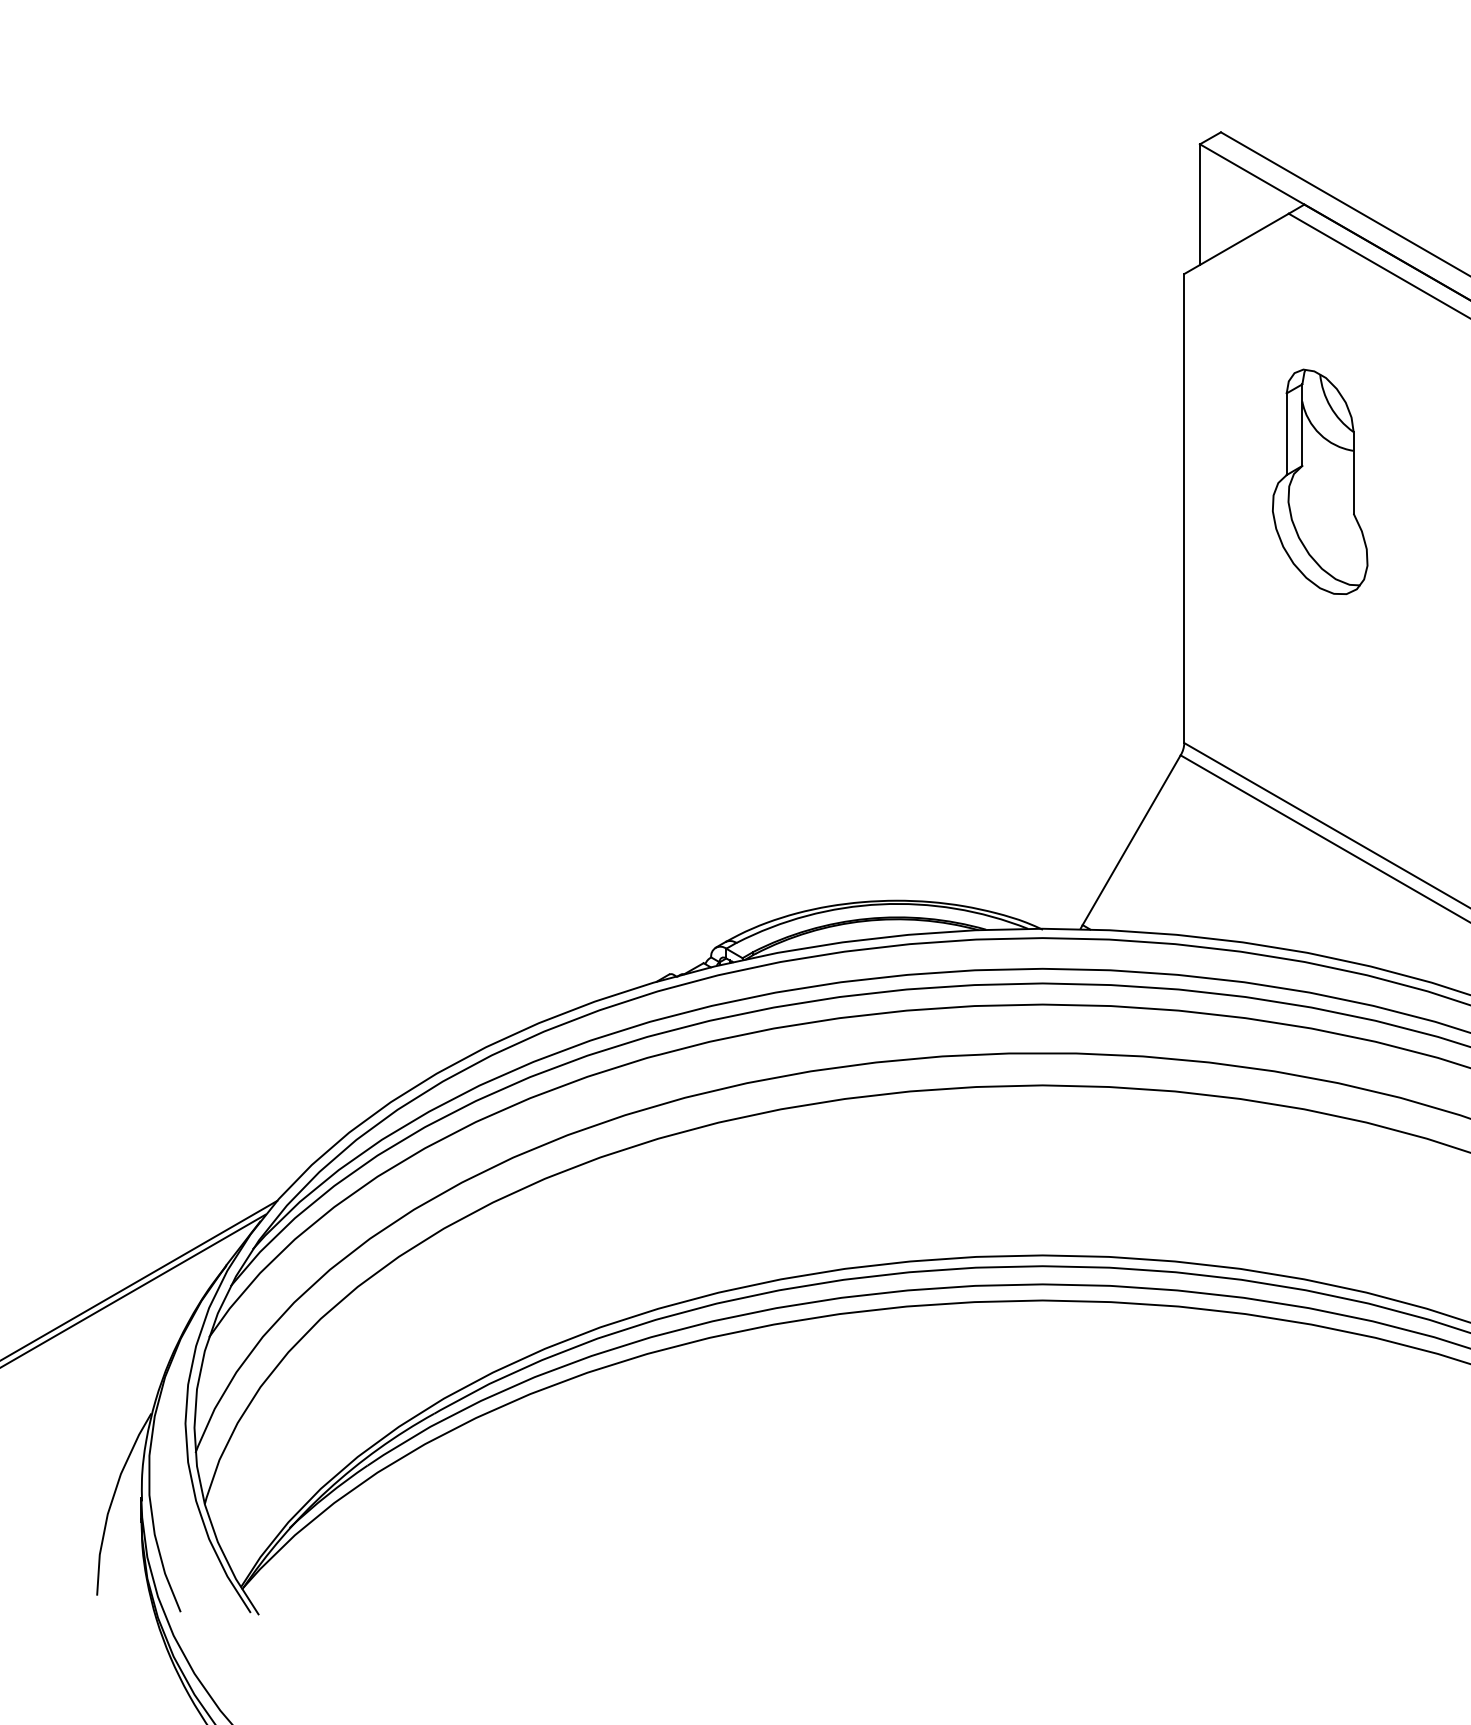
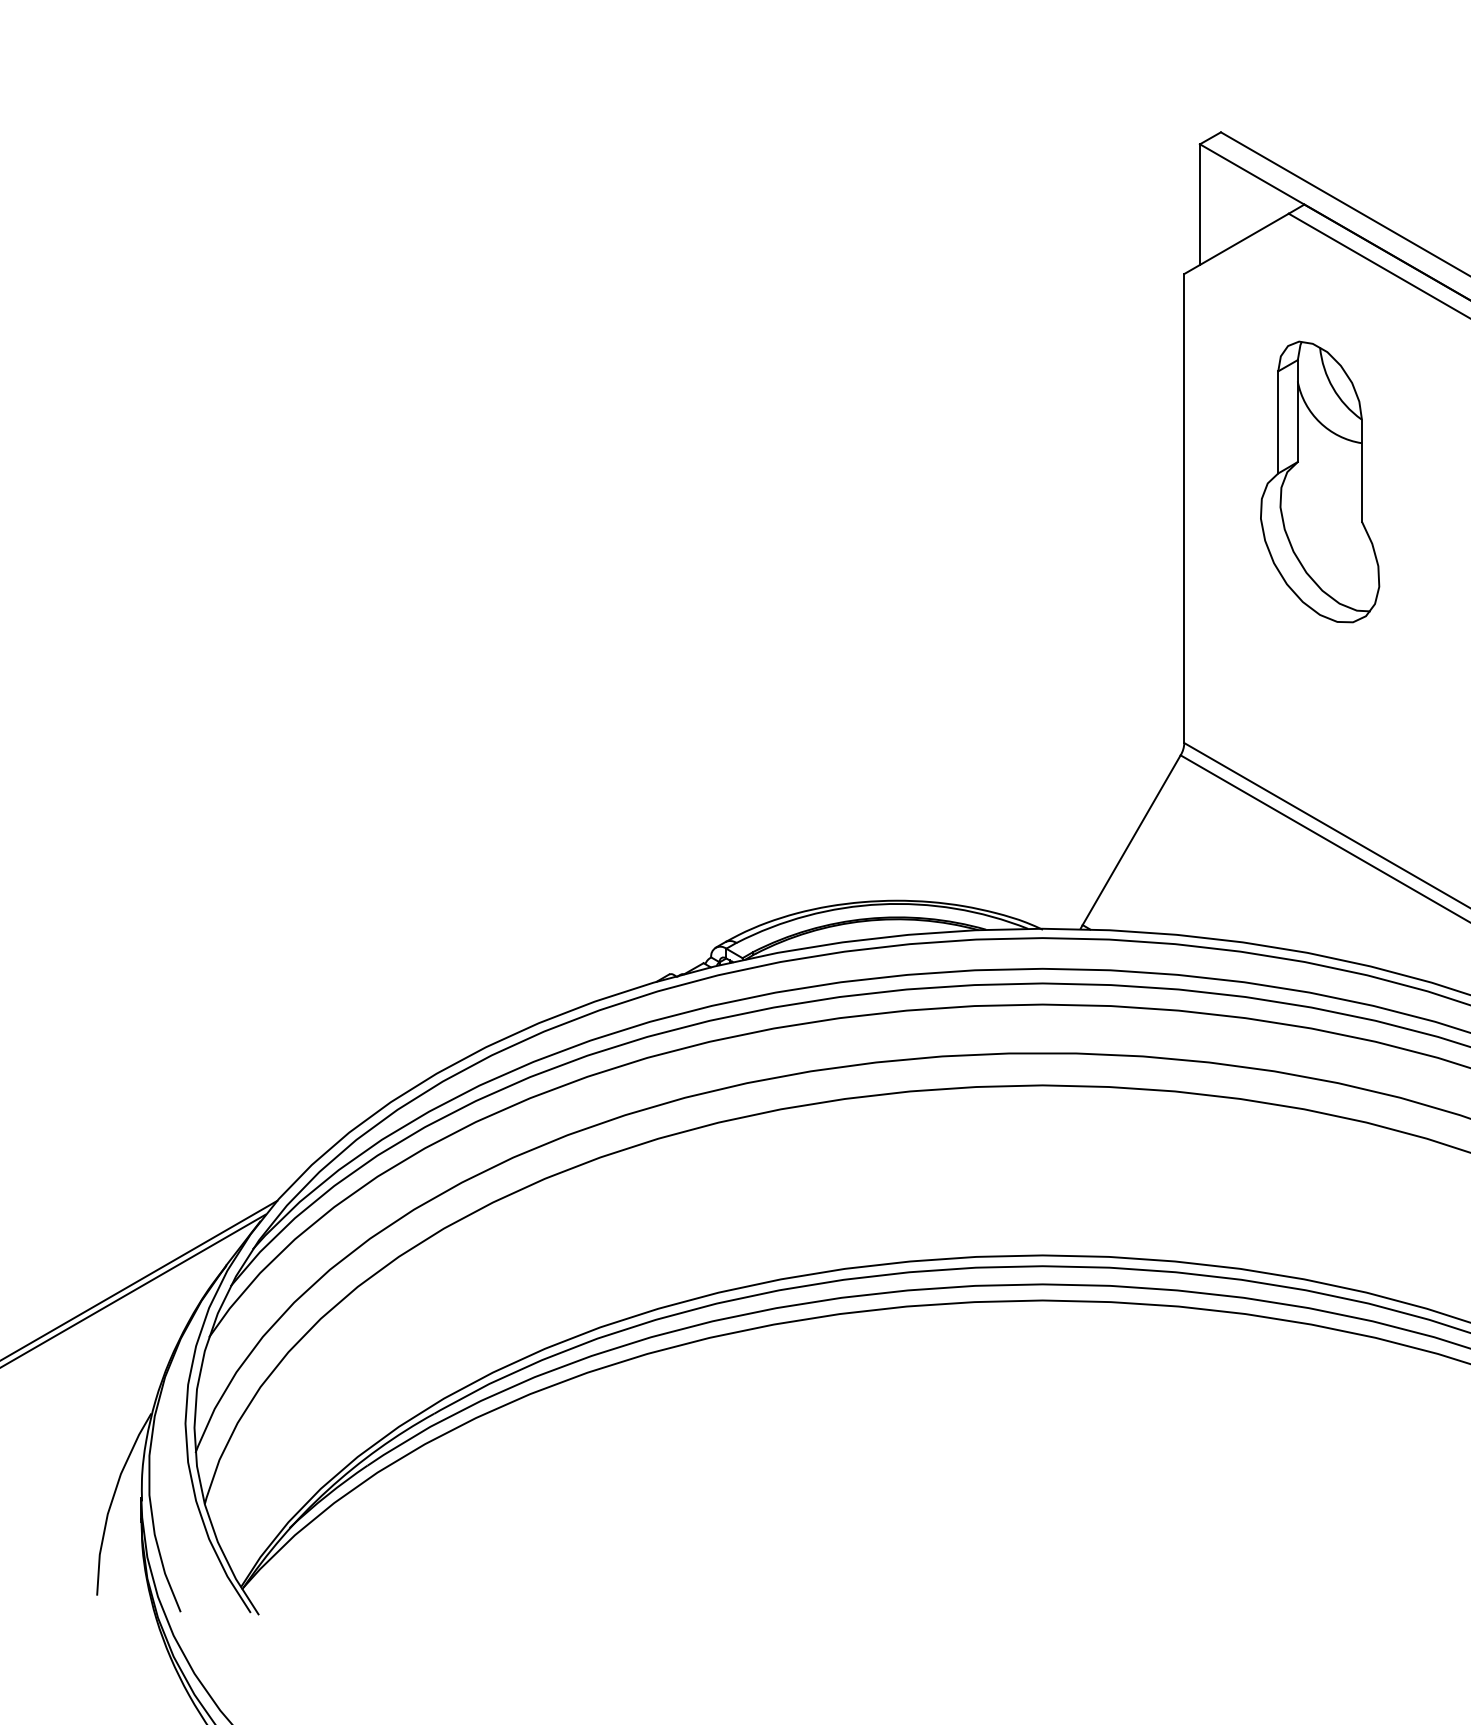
part size: 97x227 px -> 121x284 px (1320, 481)
